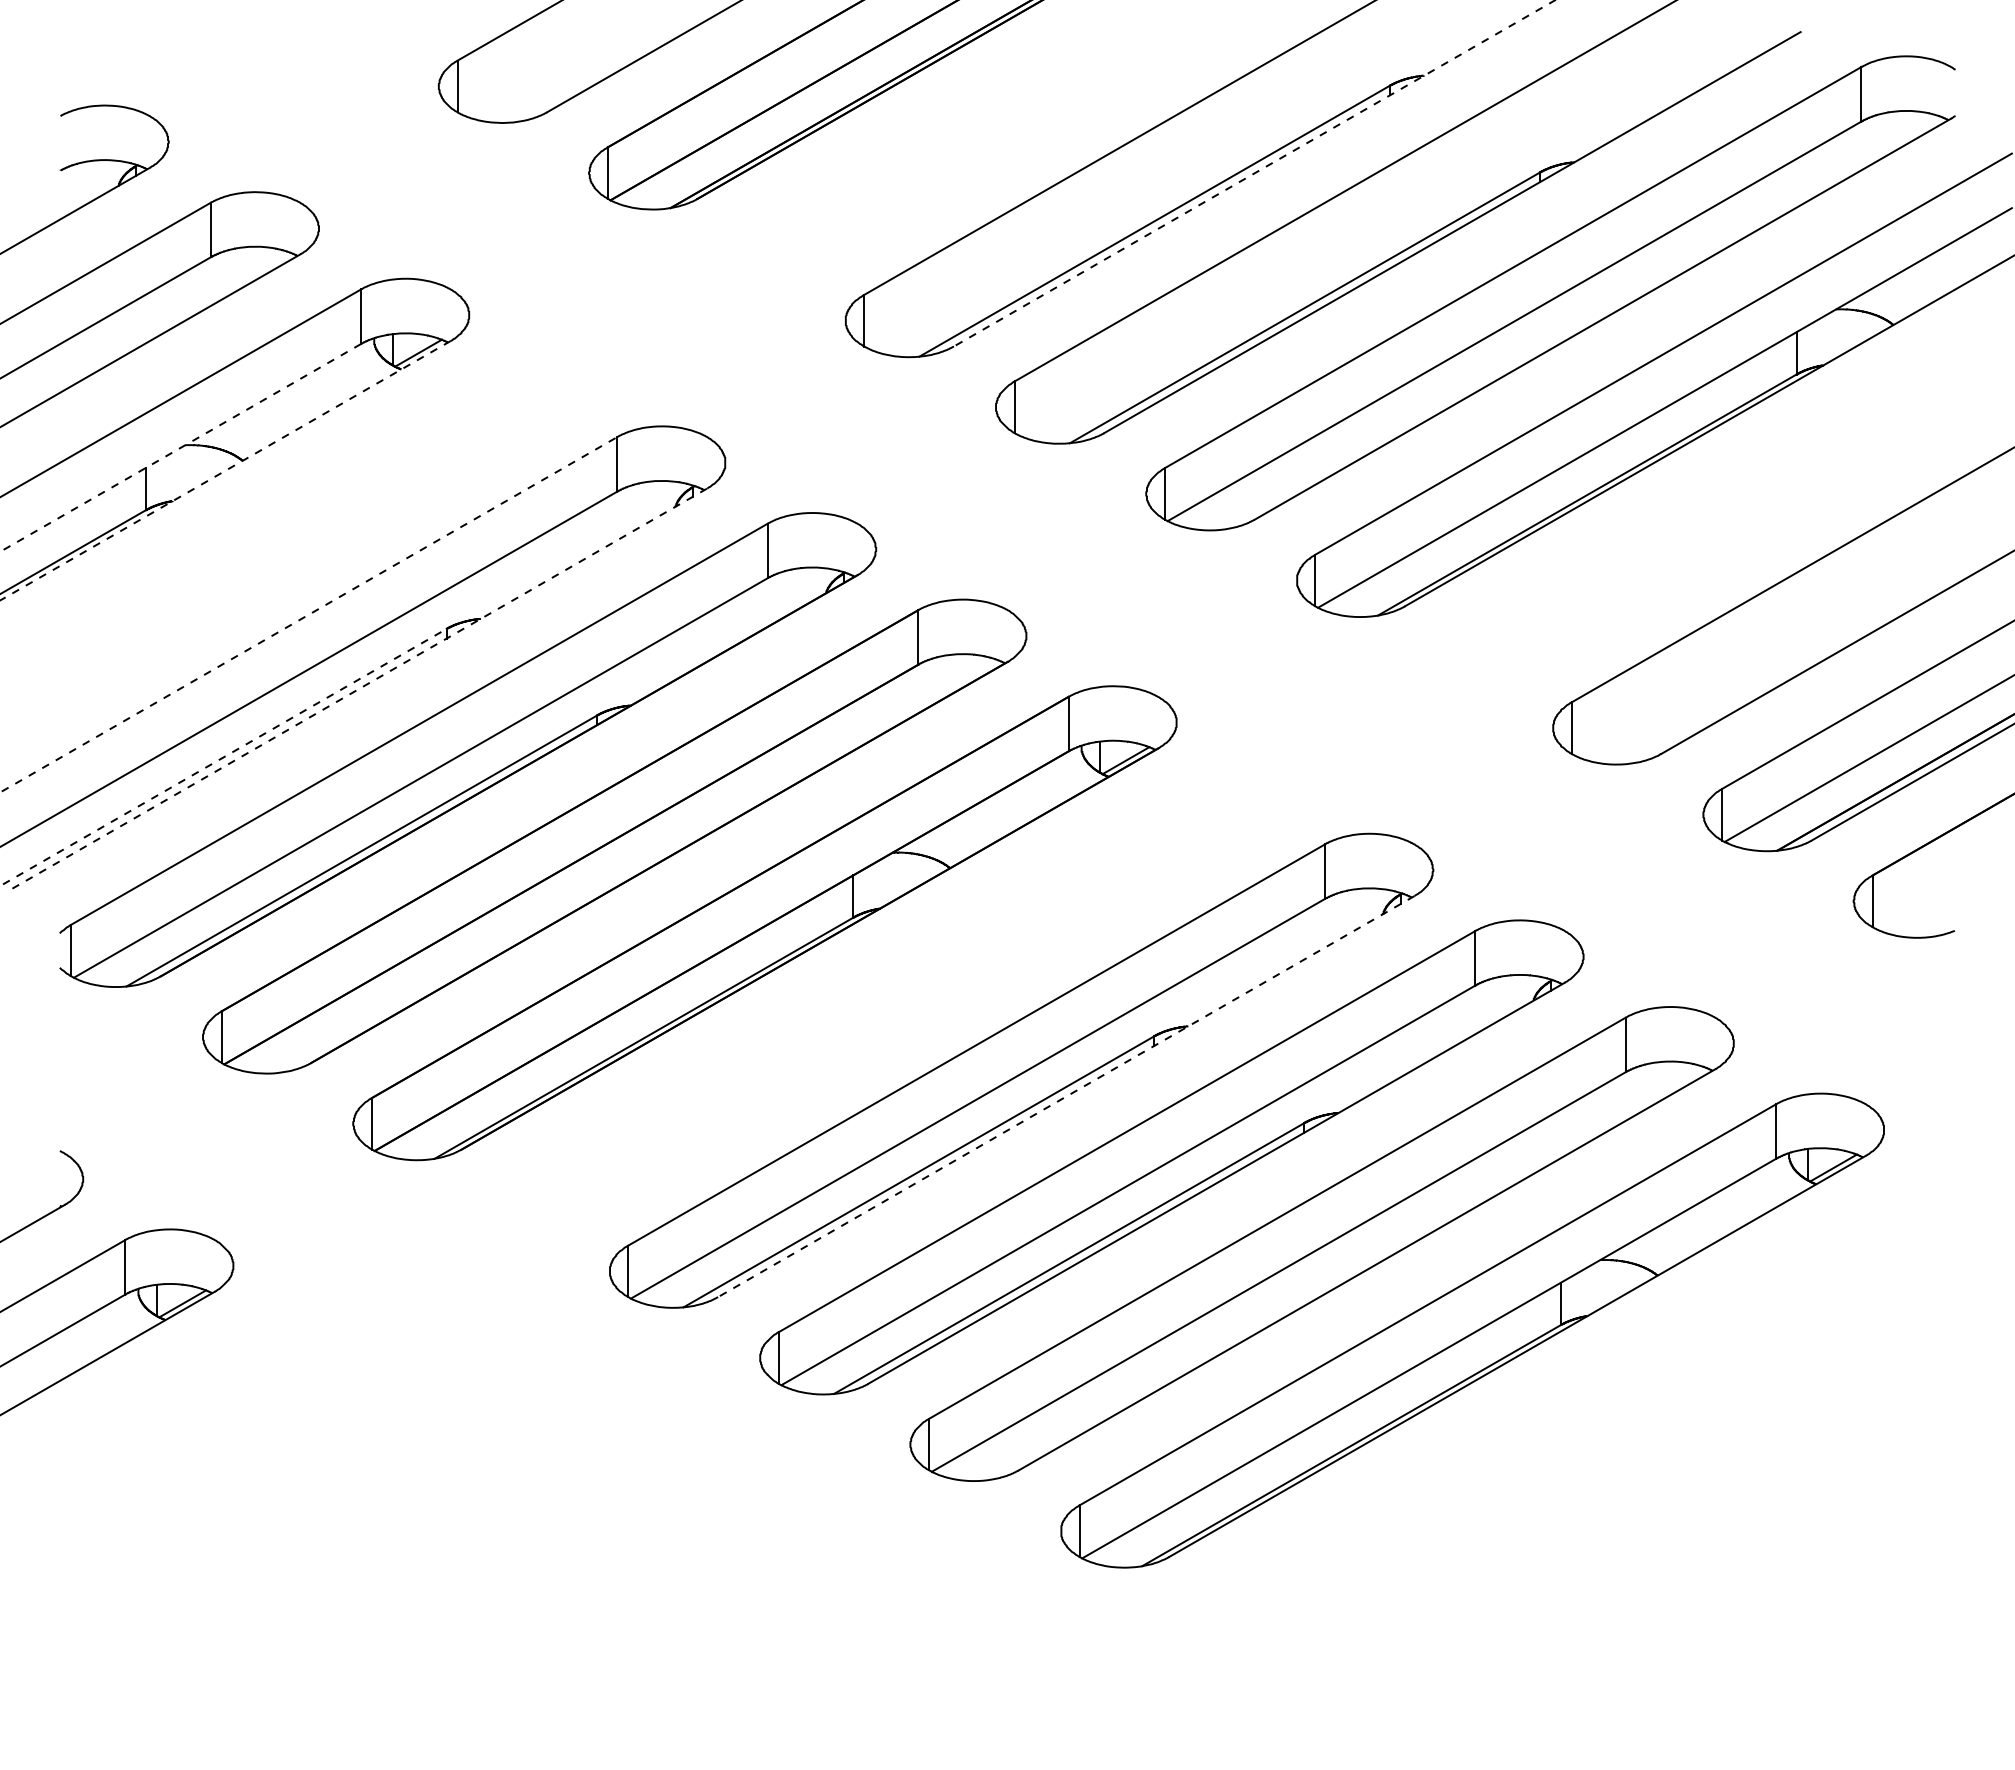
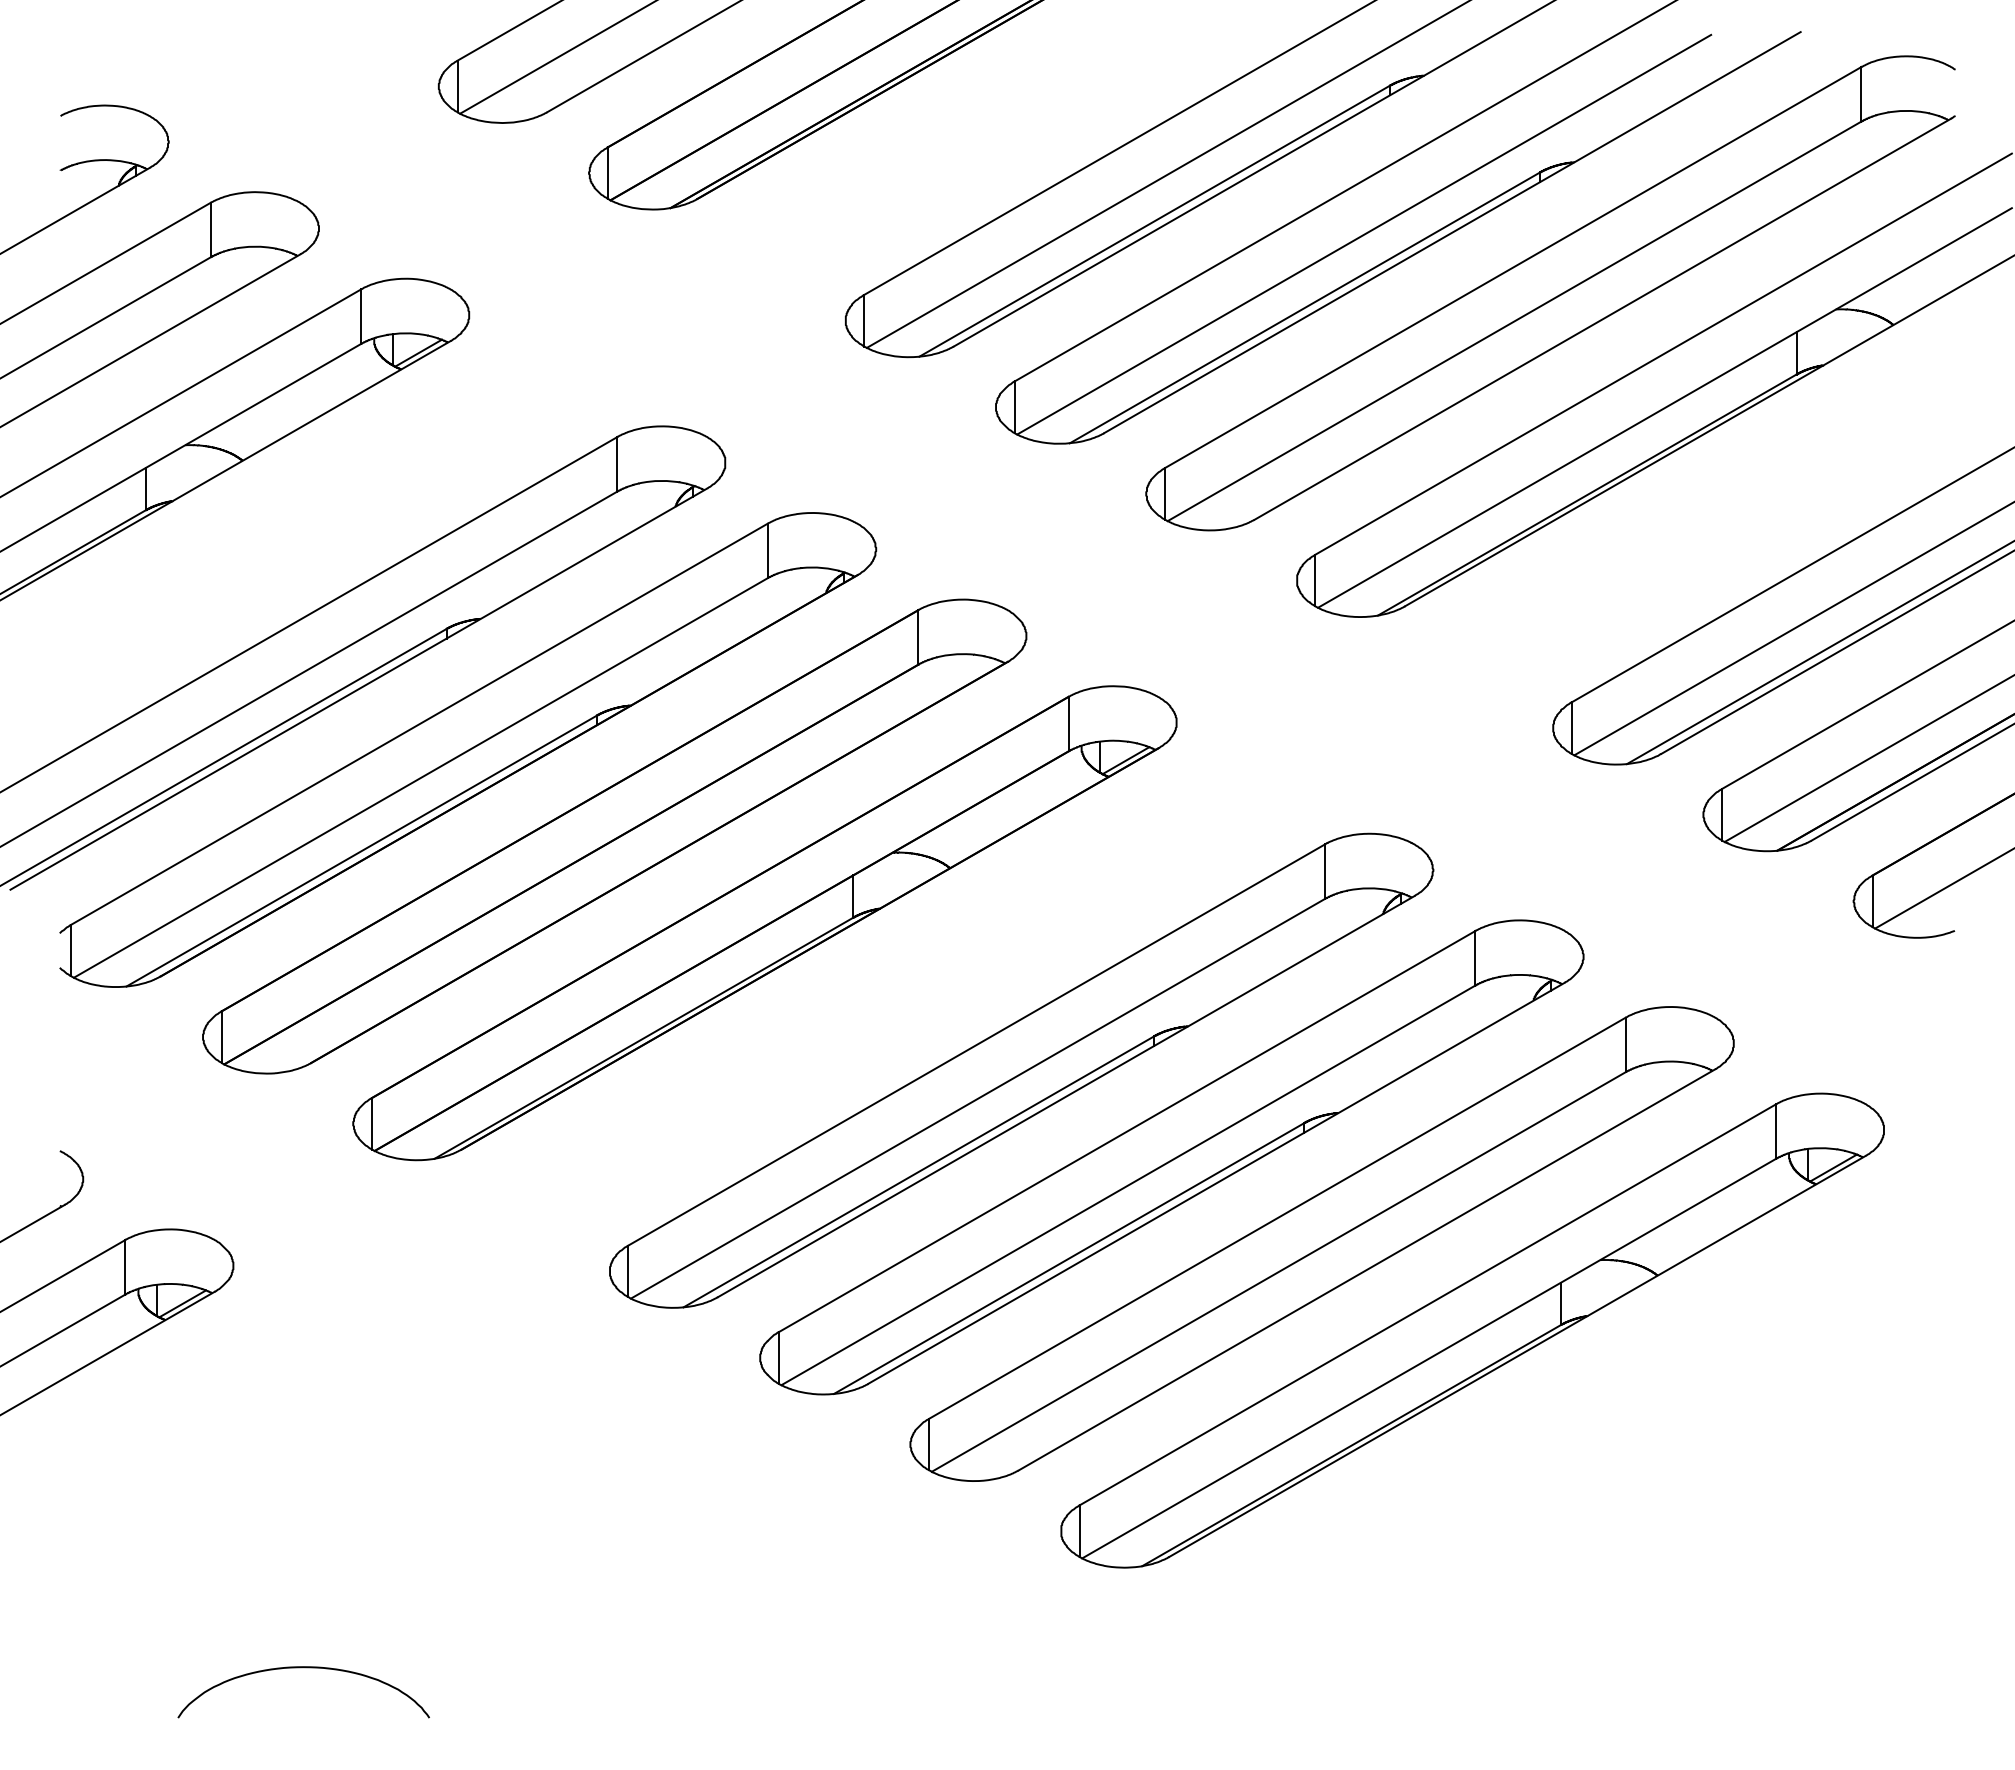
line: none -> present (556, 57)
line: dashed -> solid (1254, 173)
line: none -> present (1166, 174)
line: none -> present (1364, 234)
line: dashed -> solid (180, 447)
line: dashed -> solid (225, 470)
line: dashed -> solid (308, 614)
line: none -> present (1792, 629)
line: none -> present (1818, 653)
line: dashed -> solid (358, 689)
line: dashed -> solid (223, 757)
line: none -> present (1943, 889)
line: dashed -> solid (1066, 1096)
curve: none -> present (303, 1668)
